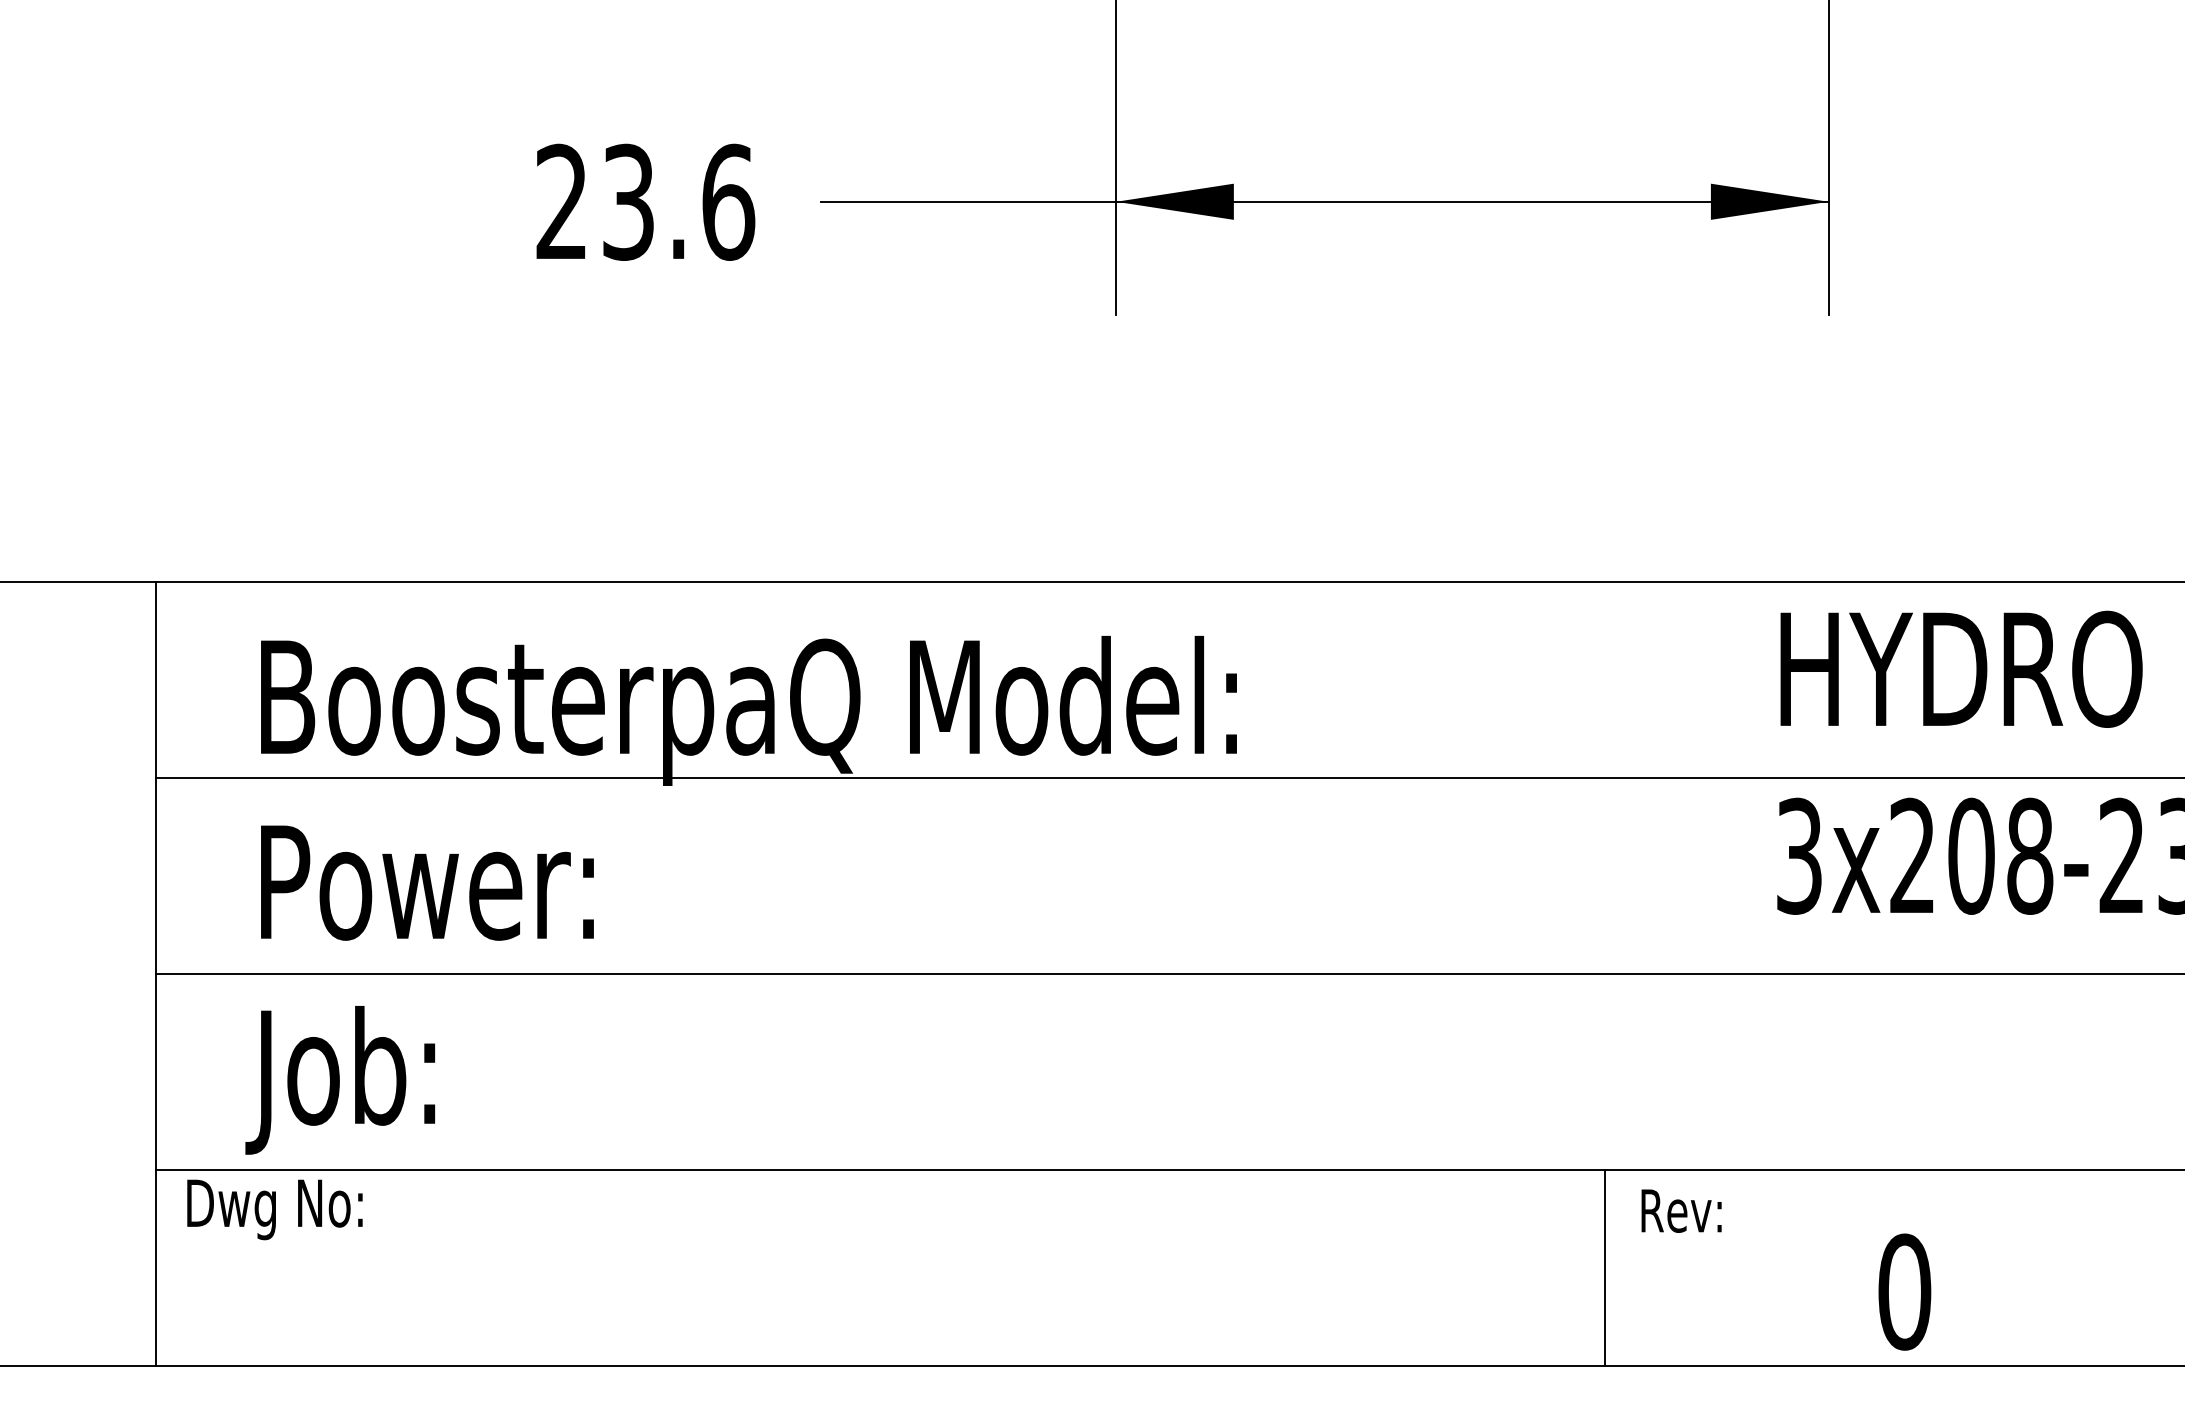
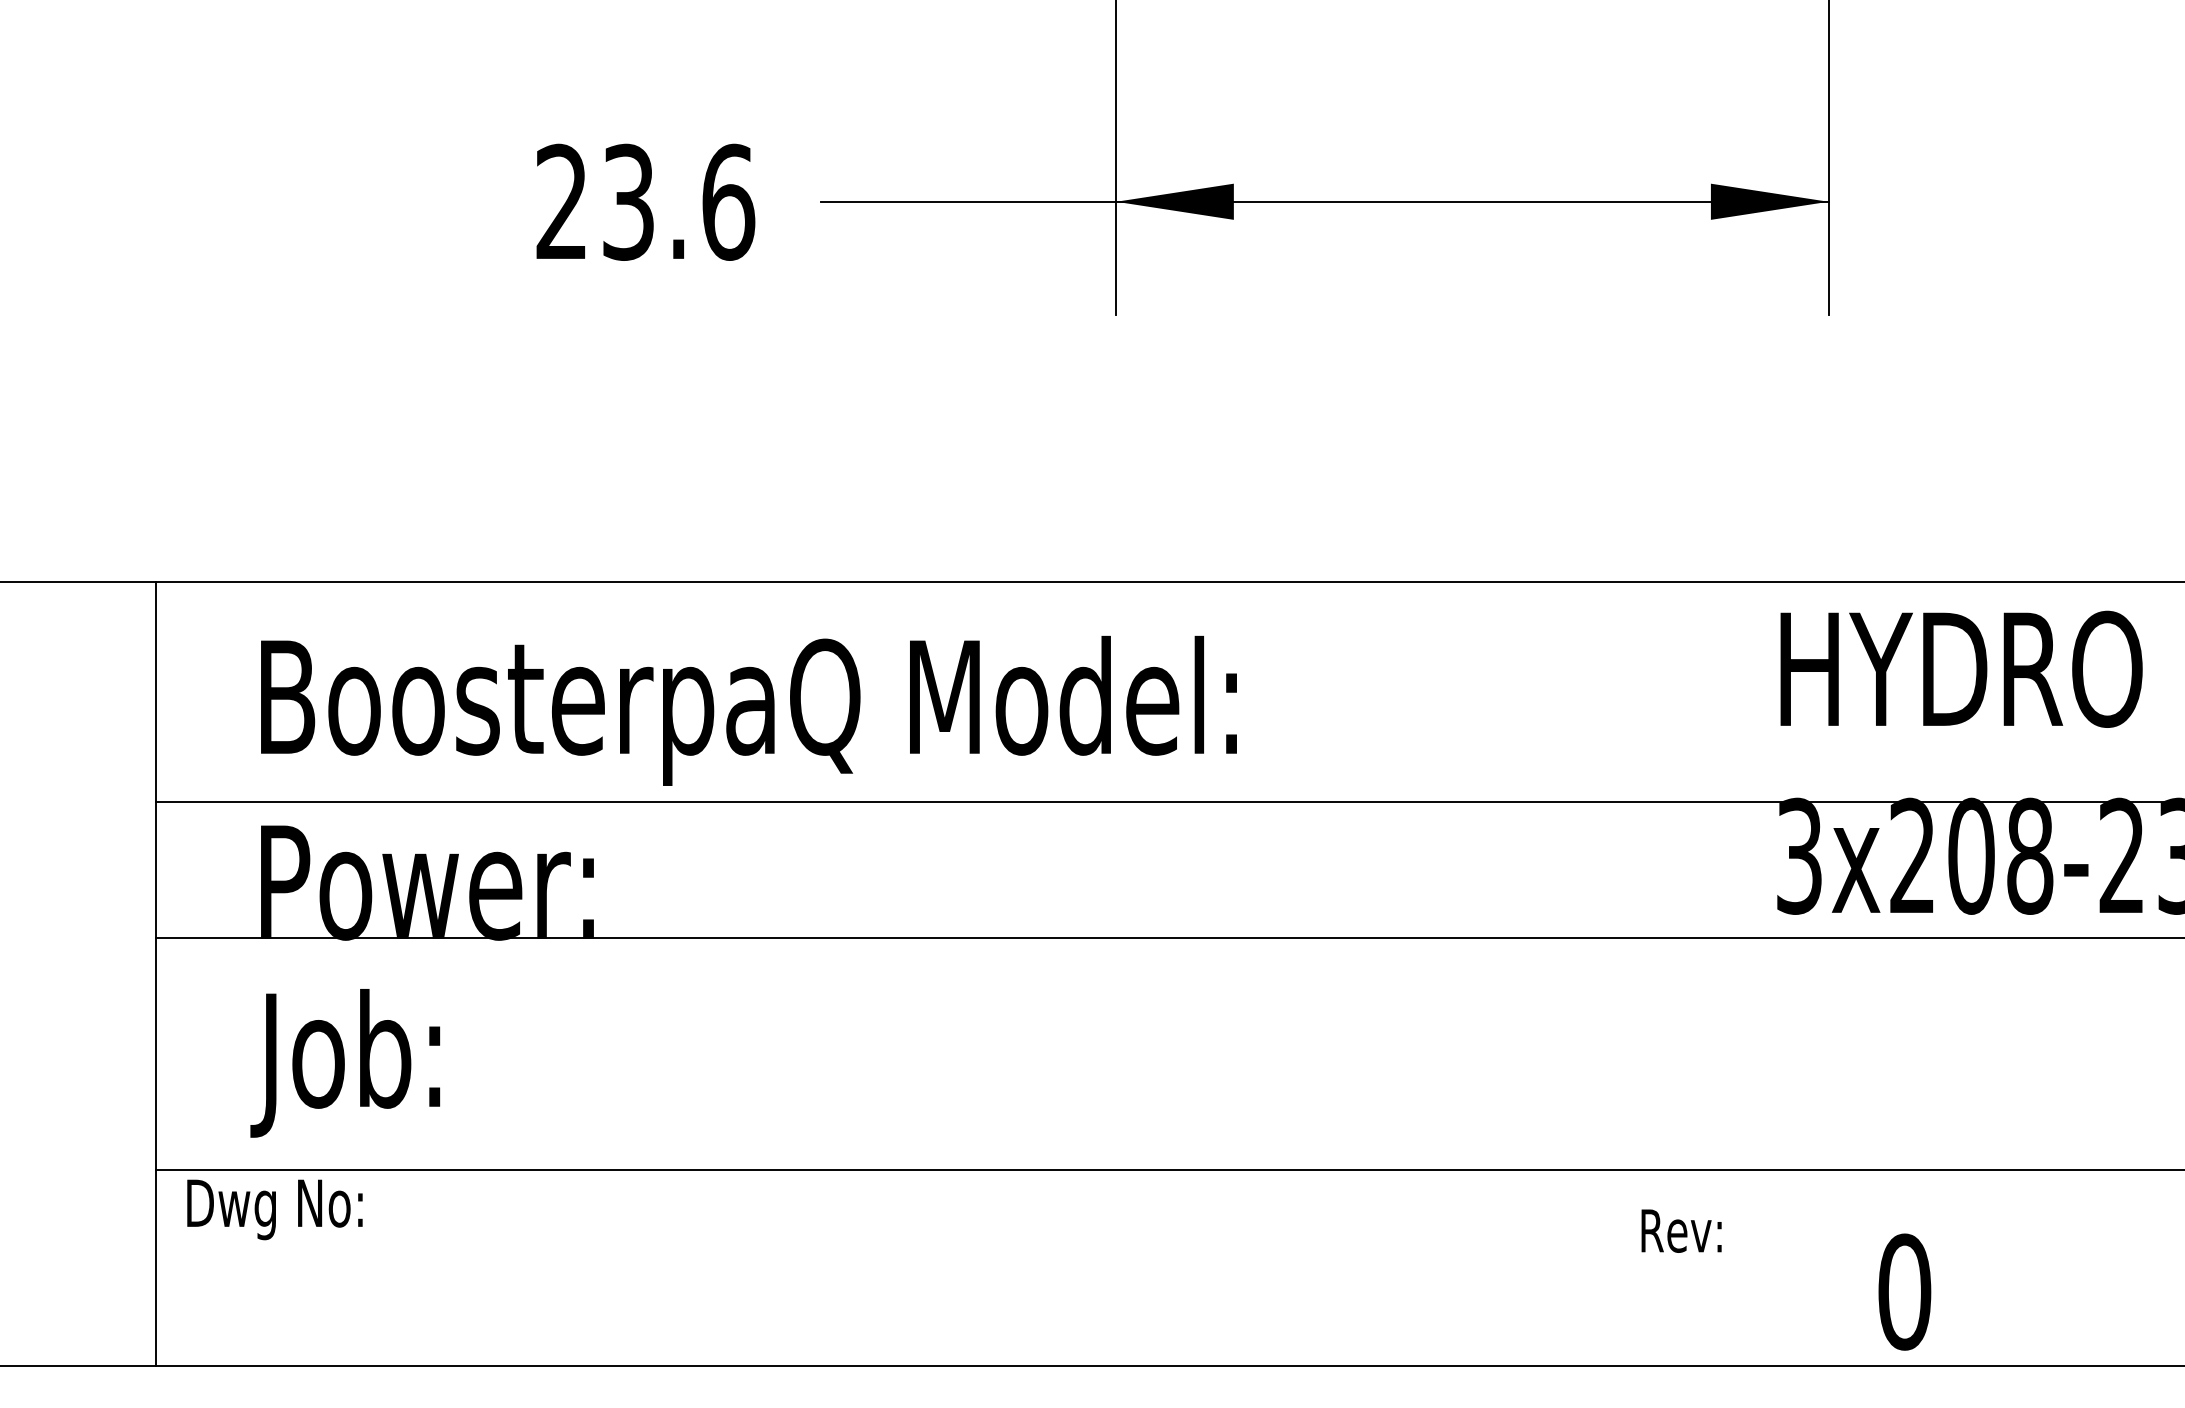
line position: (1168, 777) -> (1168, 801) (1168, 801)
line position: (1168, 973) -> (1168, 937) (1168, 937)
text position: (340, 1080) -> (345, 1063) (345, 1063)
text position: (1681, 1210) -> (1681, 1230) (1681, 1230)
line: present -> none (1605, 1267)
